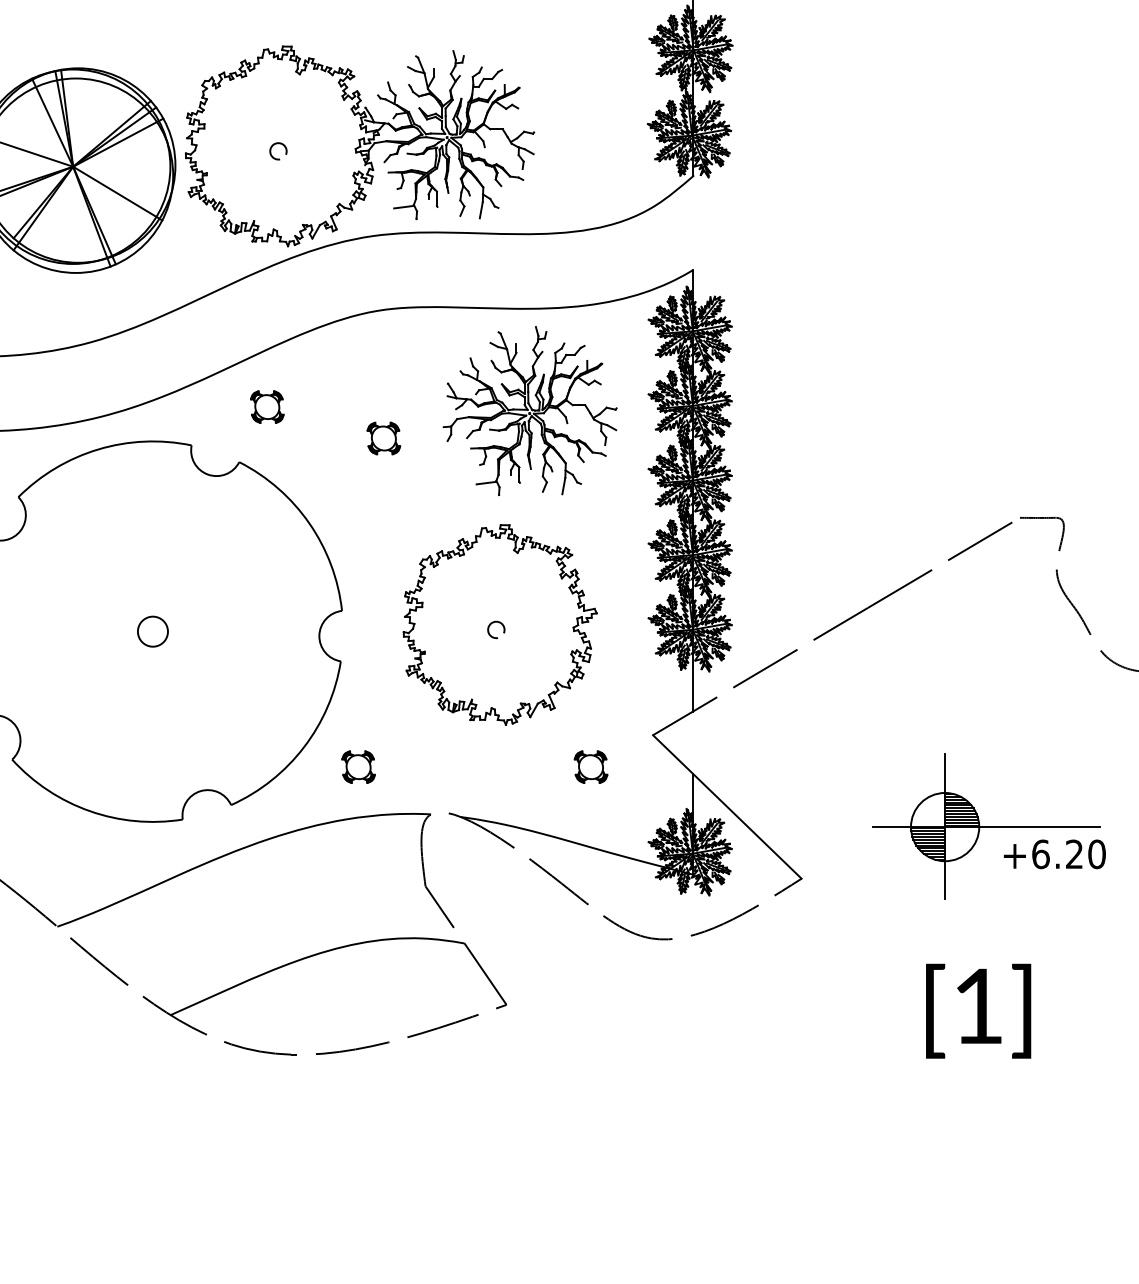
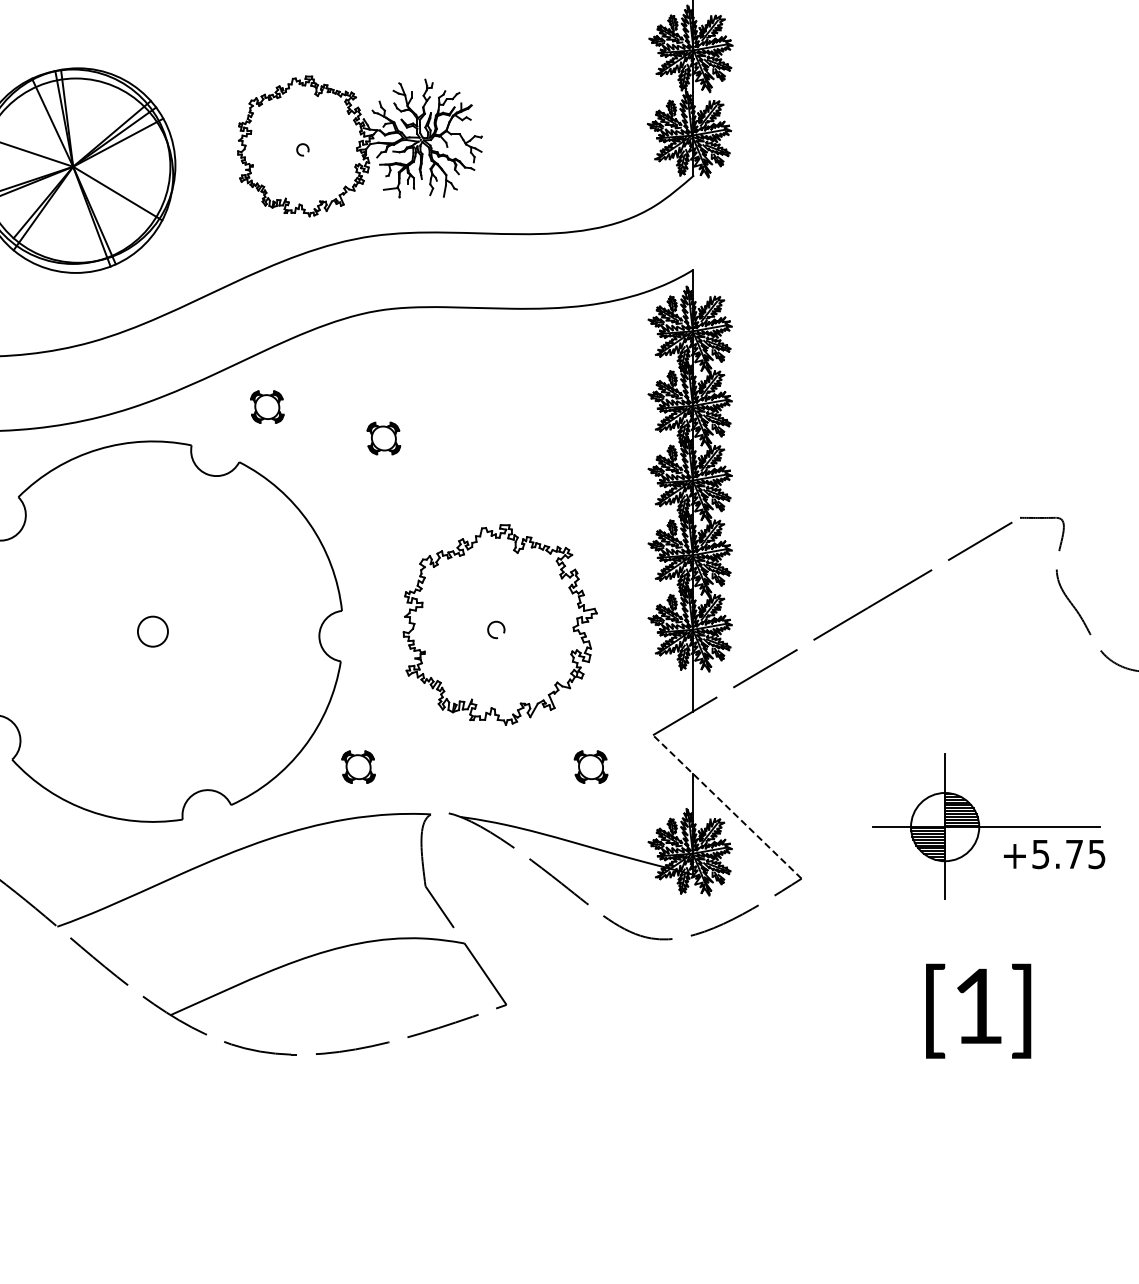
part size: 352x203 px -> 246x143 px (359, 146)
part: present -> none (529, 410)
line: solid -> dashed (726, 806)
text: +6.20 -> +5.75 (1068, 854)
